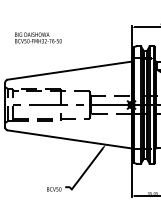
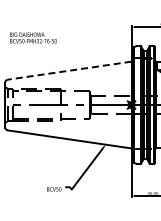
text position: (38, 37) -> (33, 37) (33, 37)
line: solid -> dashed (69, 70)
